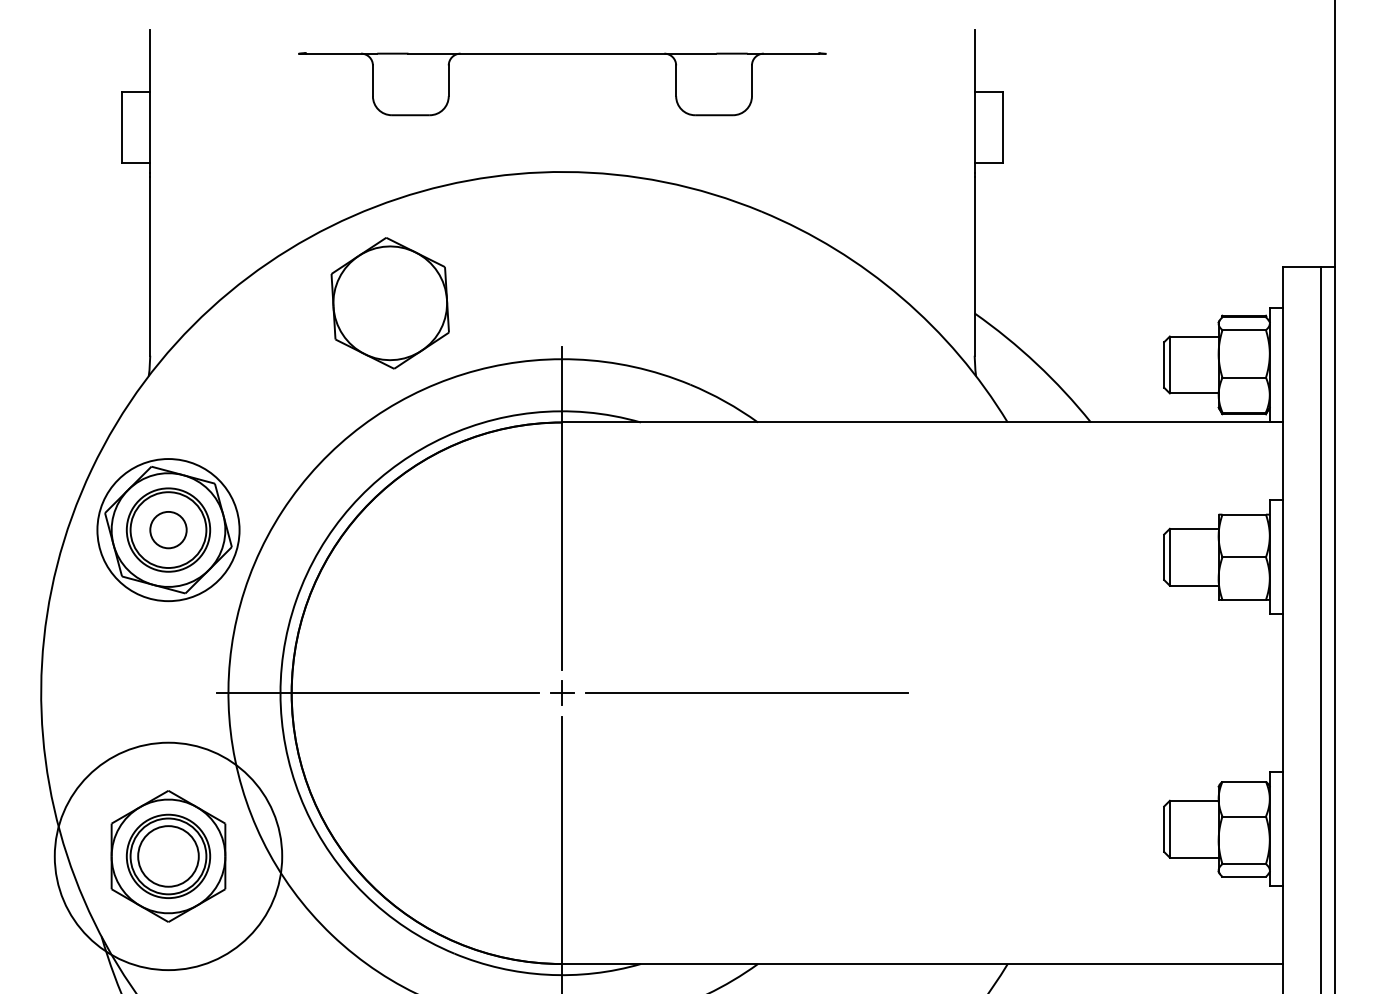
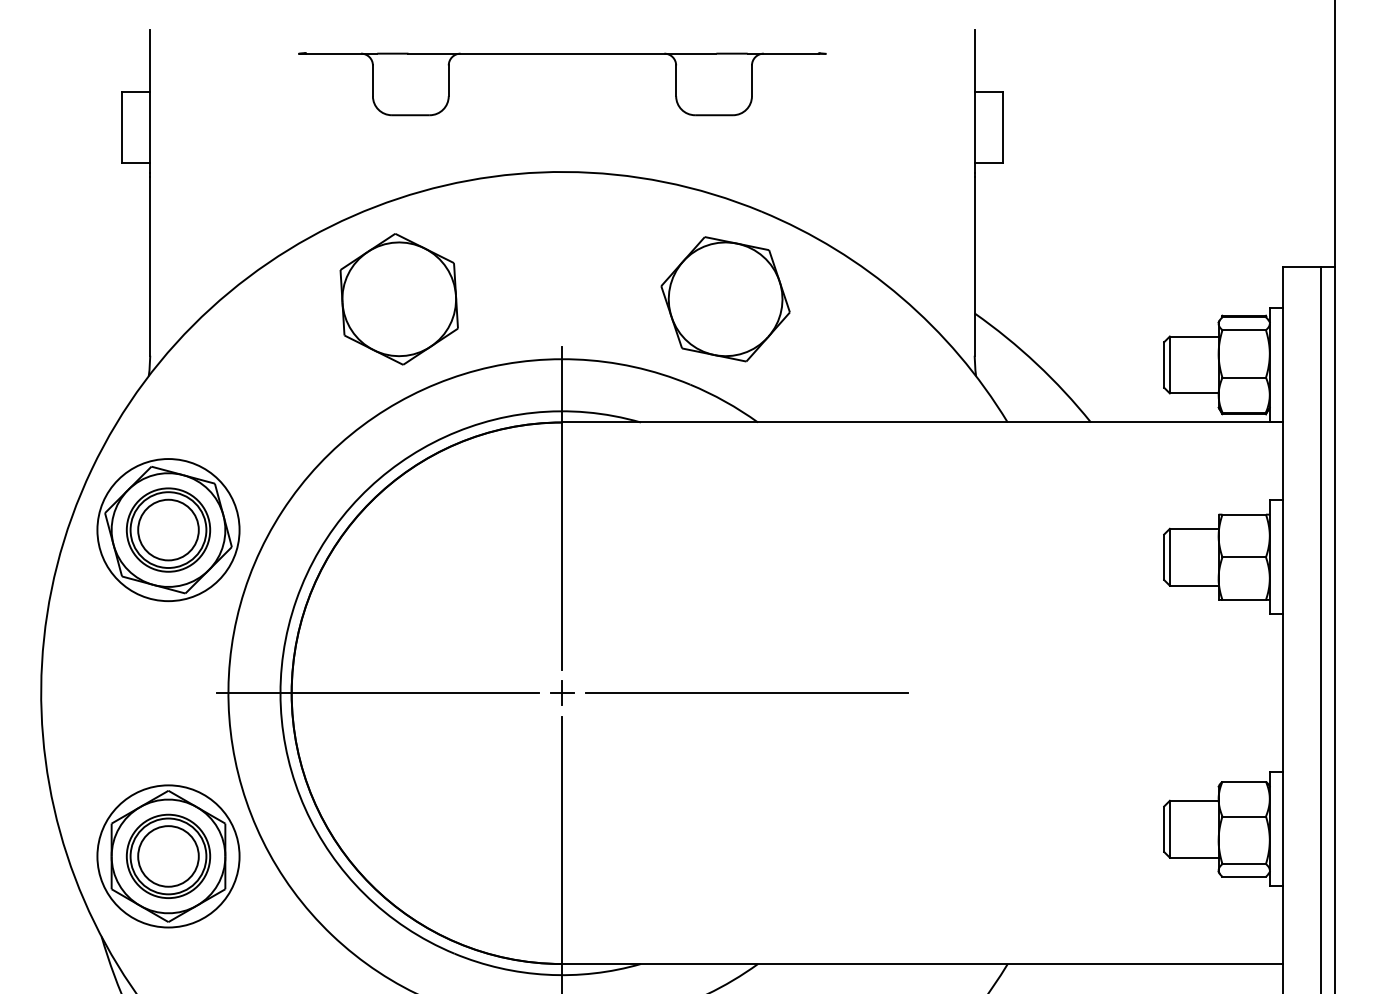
part: none -> present (725, 299)
part position: (389, 303) -> (398, 299) (398, 299)
circle diameter: 36 px -> 61 px (168, 529)
circle diameter: 227 px -> 142 px (168, 856)
